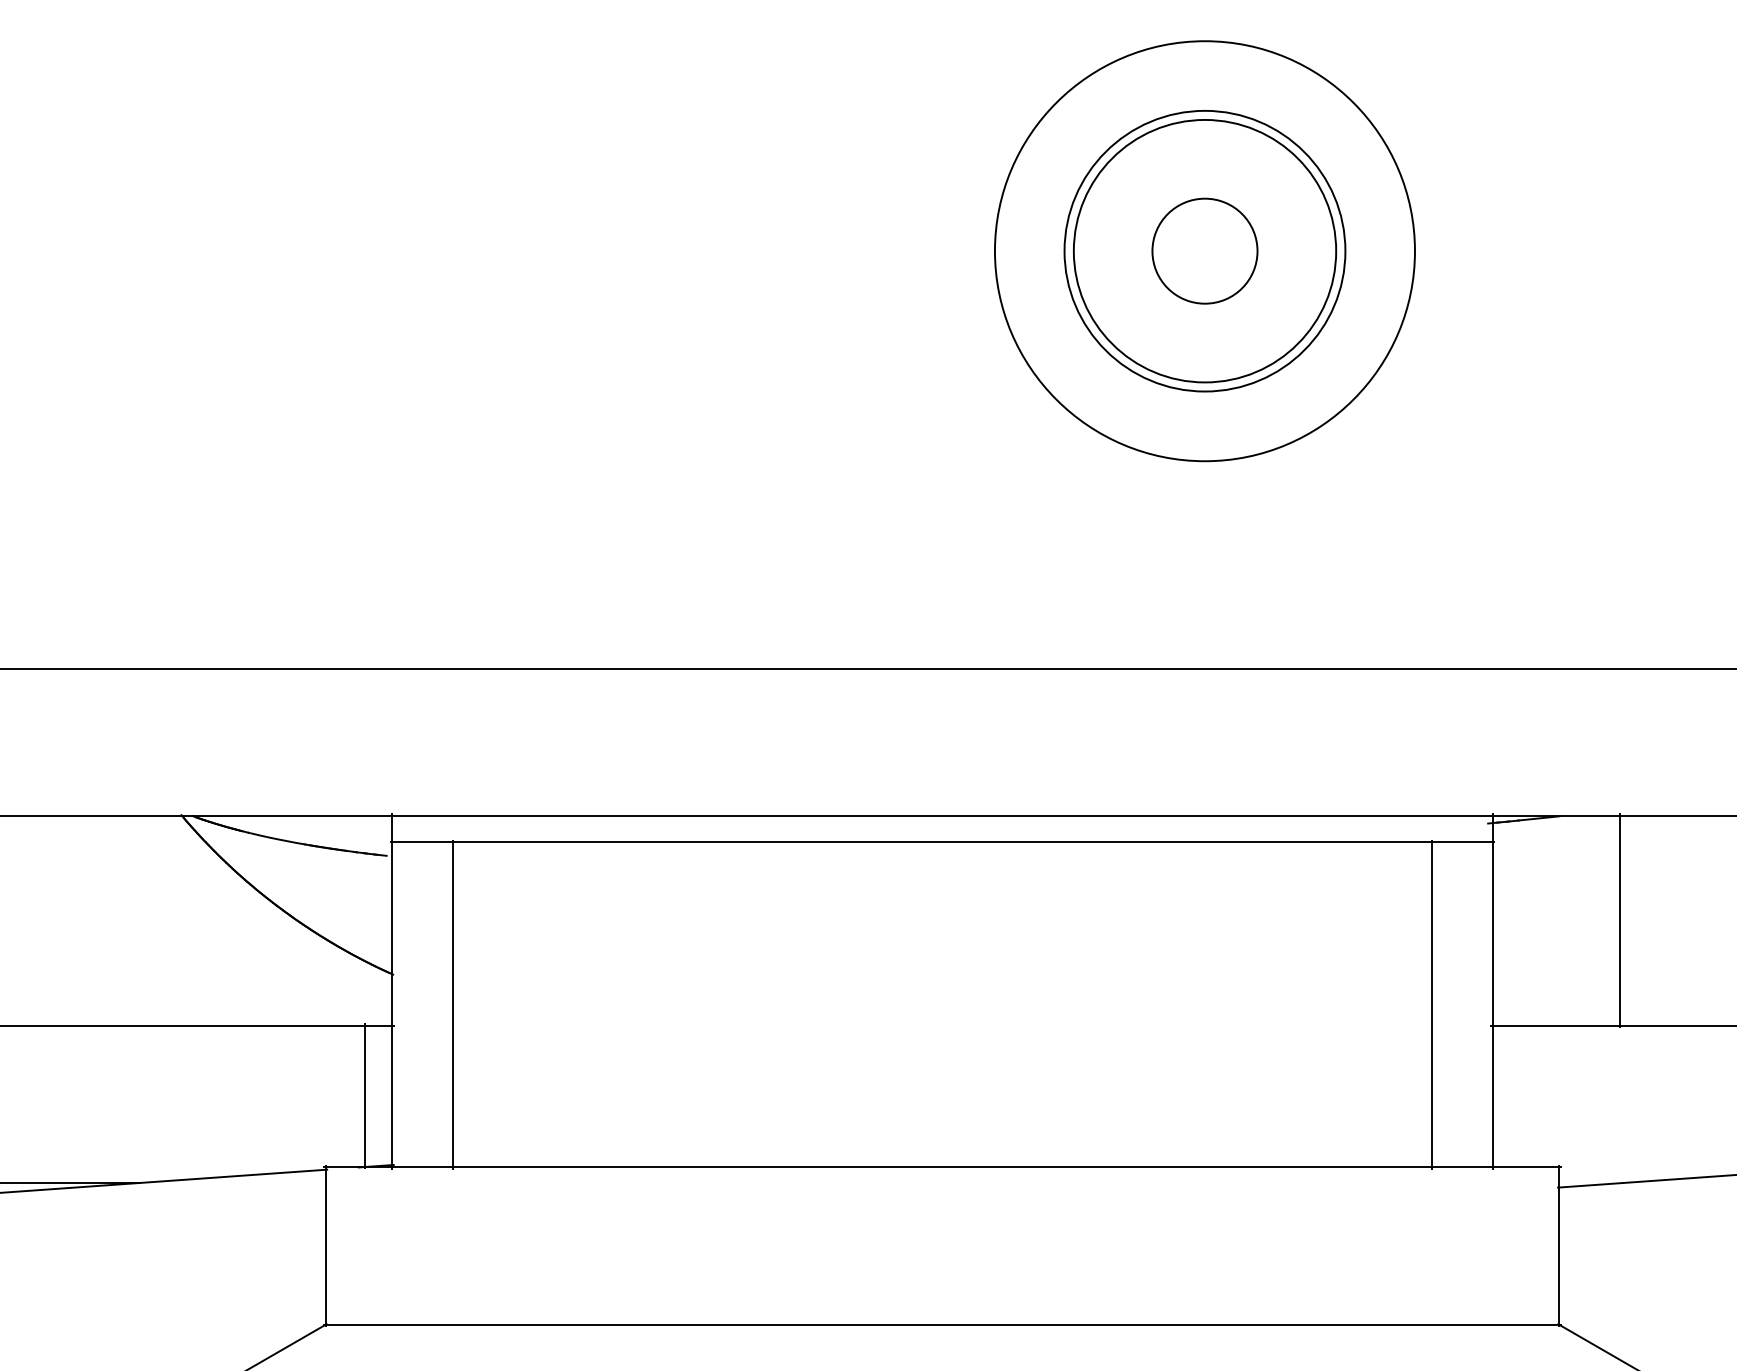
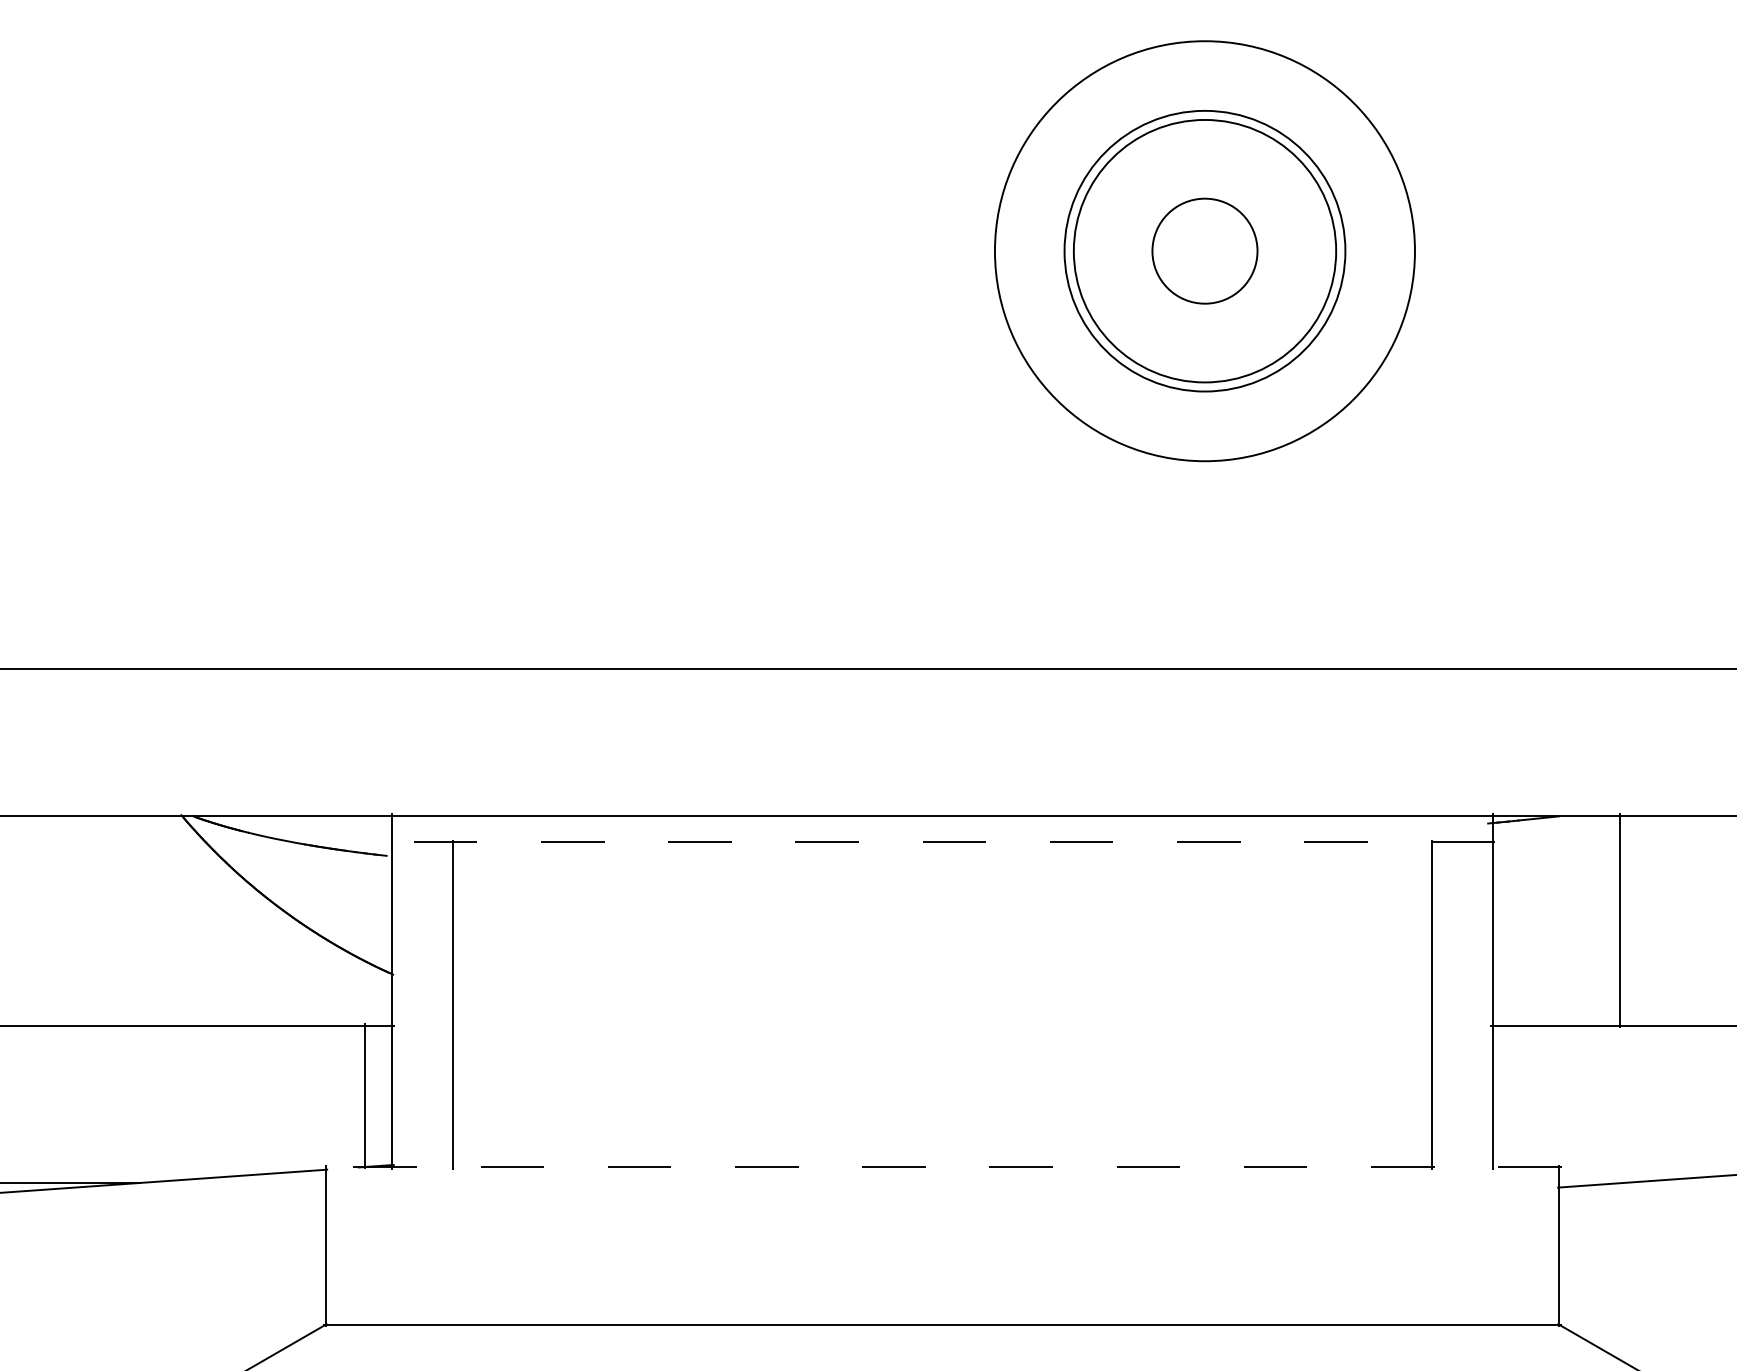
line: solid -> dashed (942, 841)
line: solid -> dashed (942, 1167)
